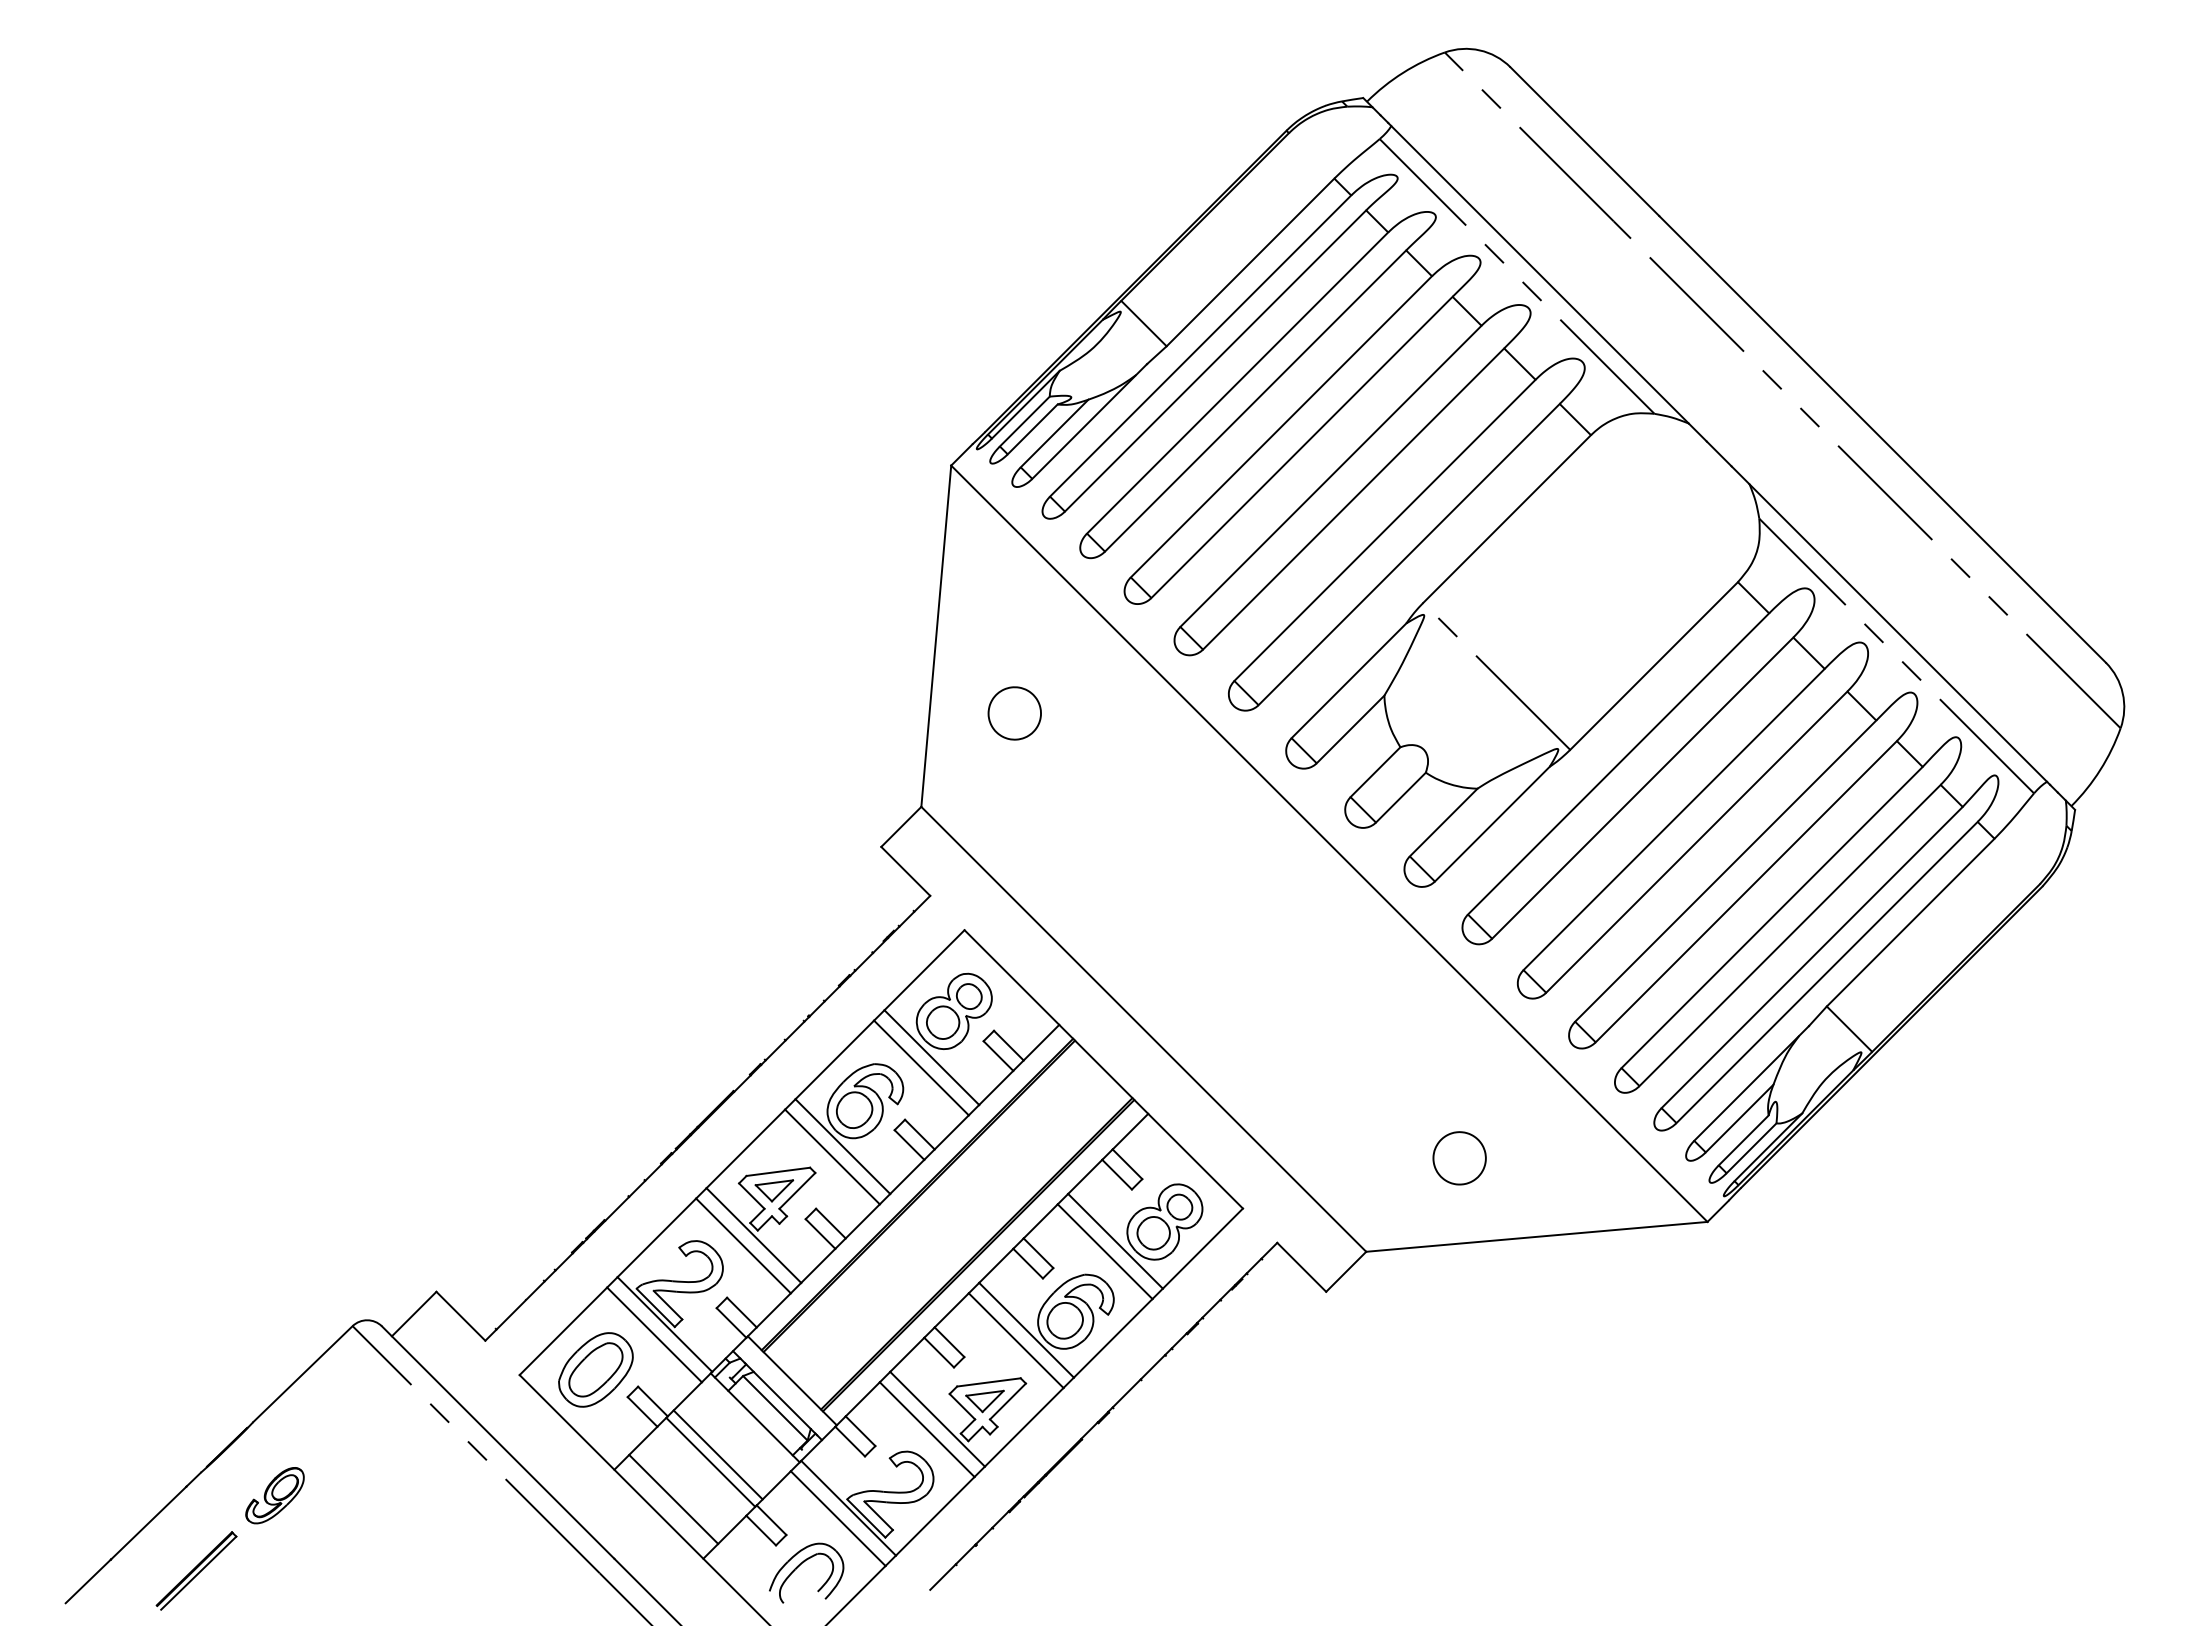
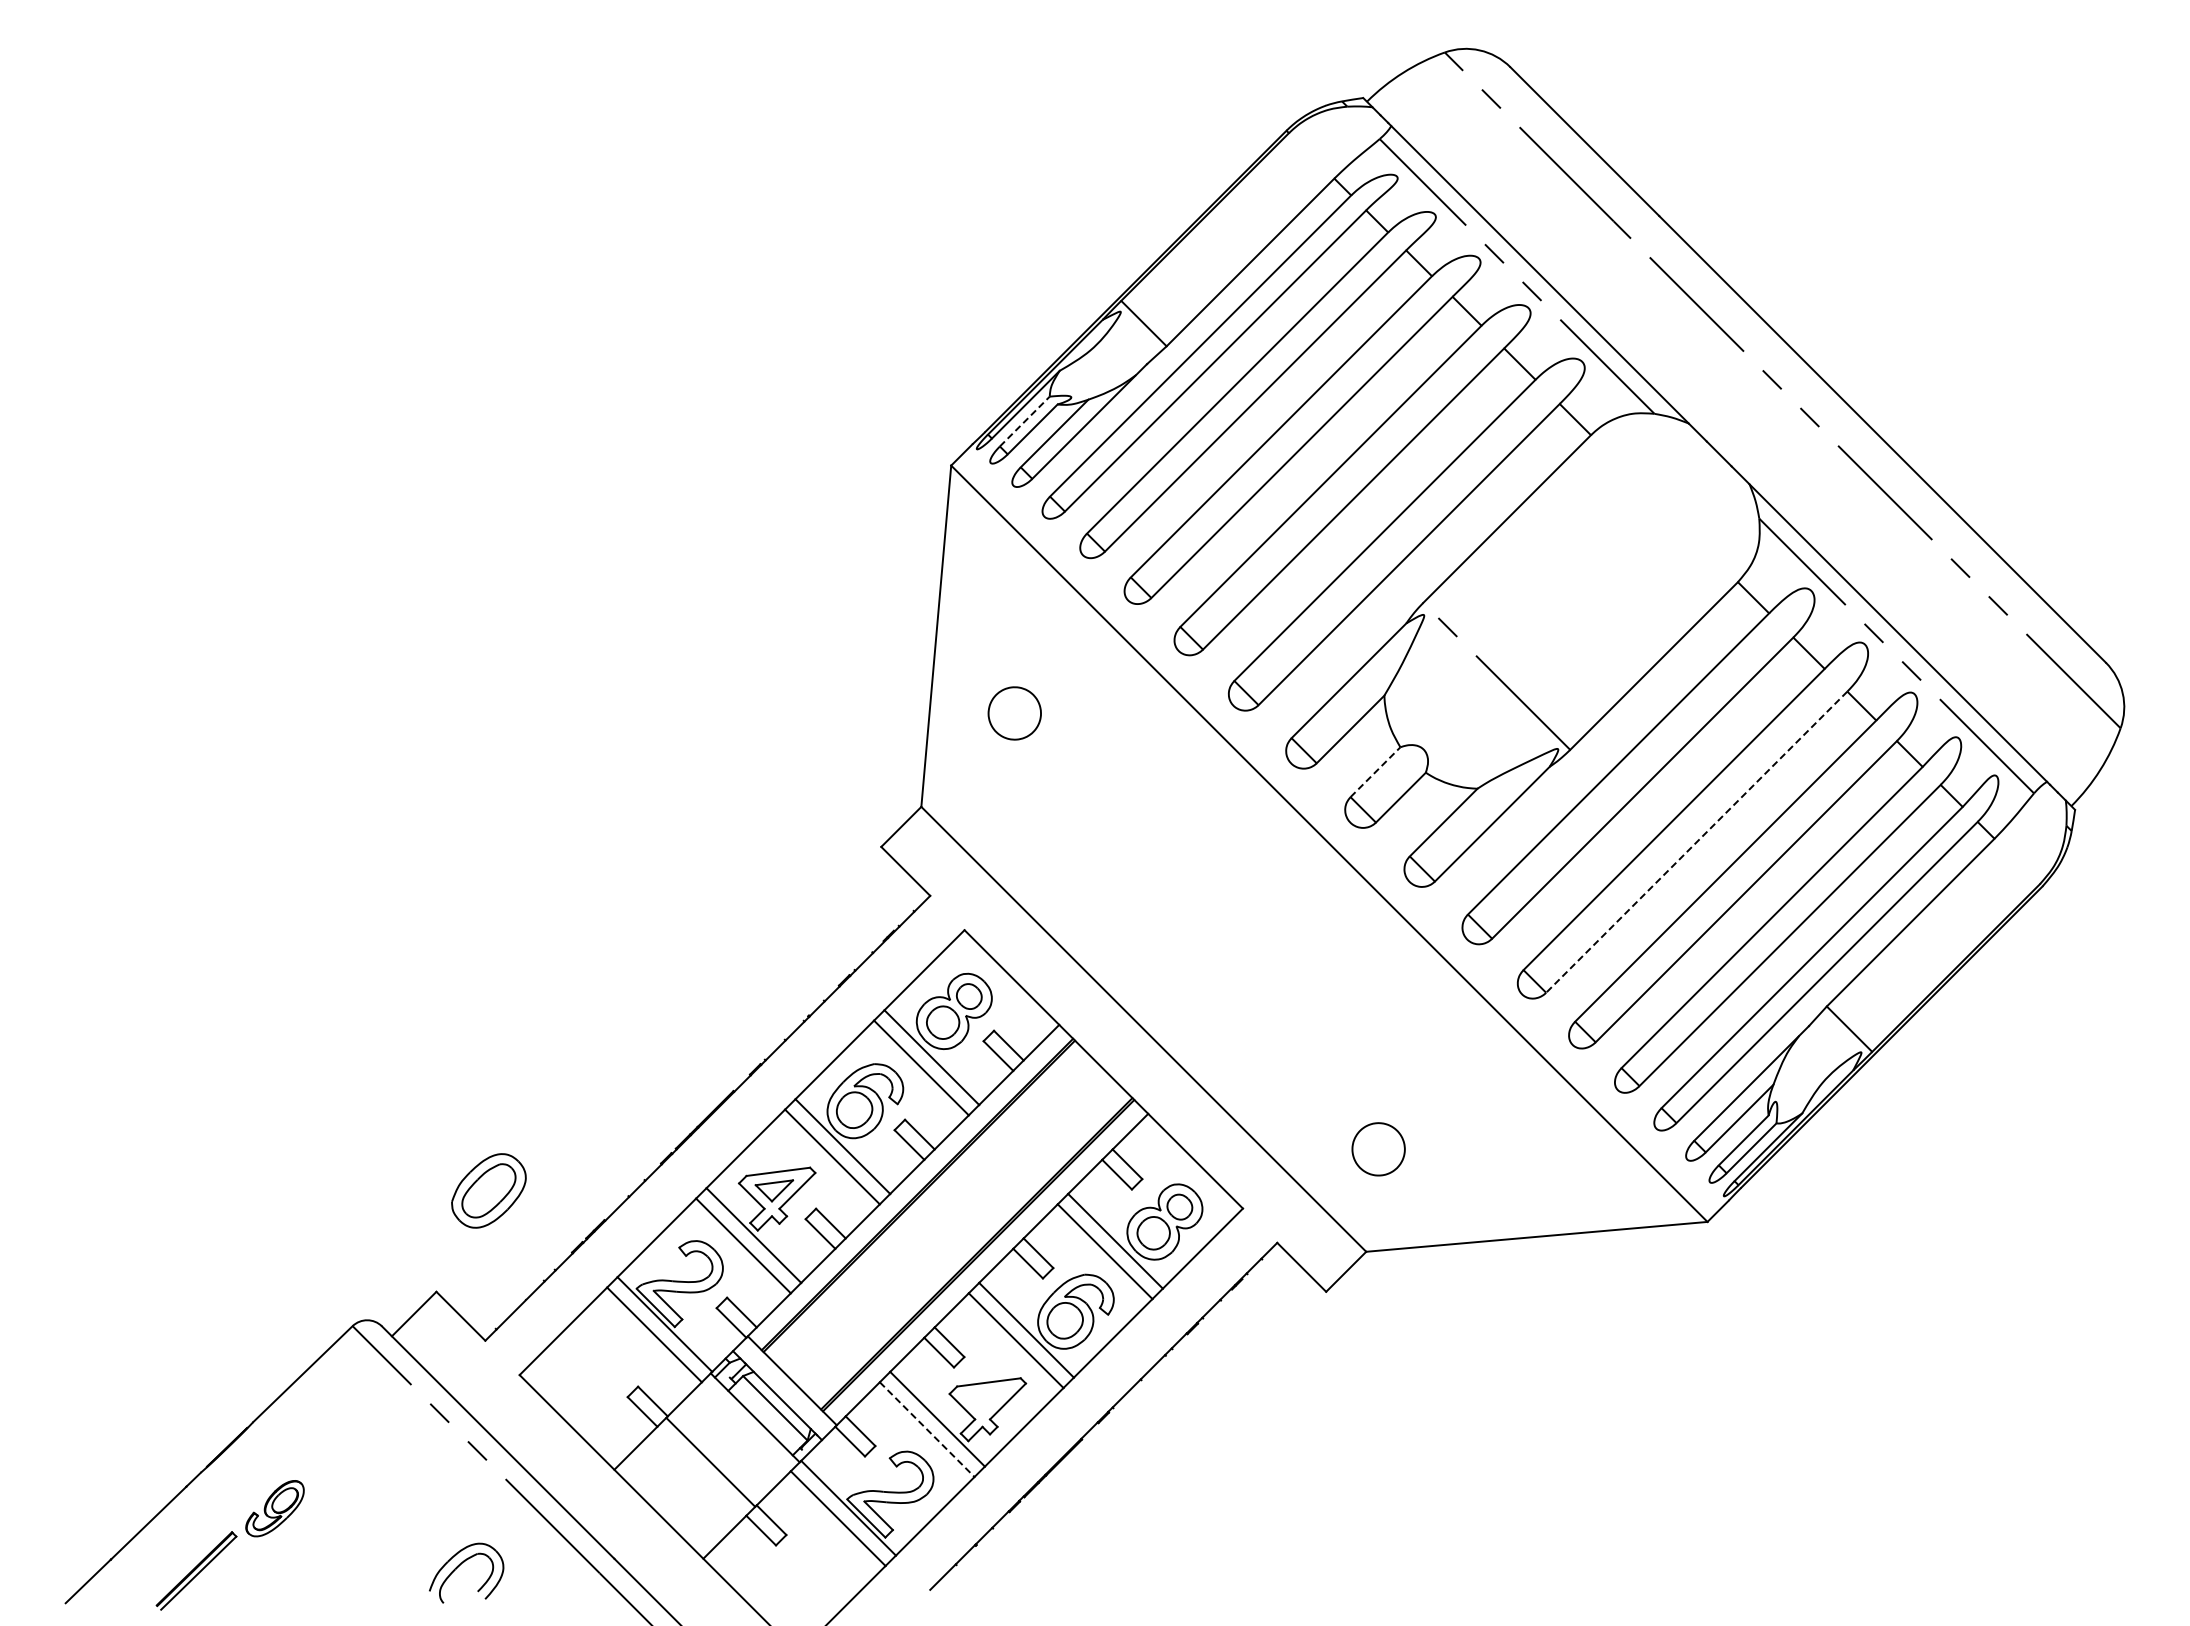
line: solid -> dashed (1025, 421)
line: solid -> dashed (1375, 771)
line: solid -> dashed (1696, 842)
part position: (1459, 1158) -> (1378, 1149) (1378, 1149)
part position: (595, 1369) -> (488, 1190) (488, 1190)
part: present -> none (984, 1401)
line: solid -> dashed (927, 1429)
line: present -> none (717, 1454)
part position: (274, 1495) -> (274, 1508) (274, 1508)
line: present -> none (673, 1498)
part position: (800, 1565) -> (460, 1565) (460, 1565)
